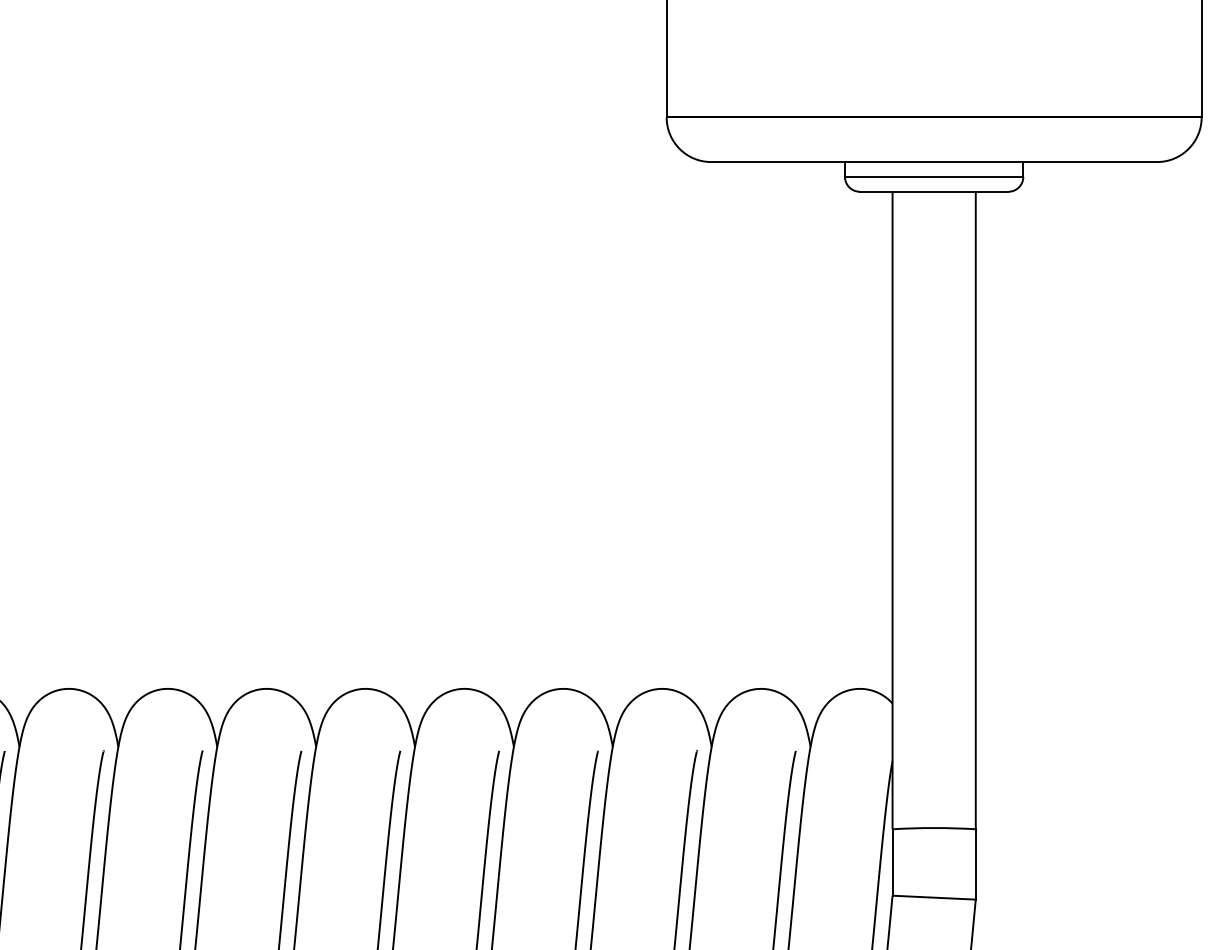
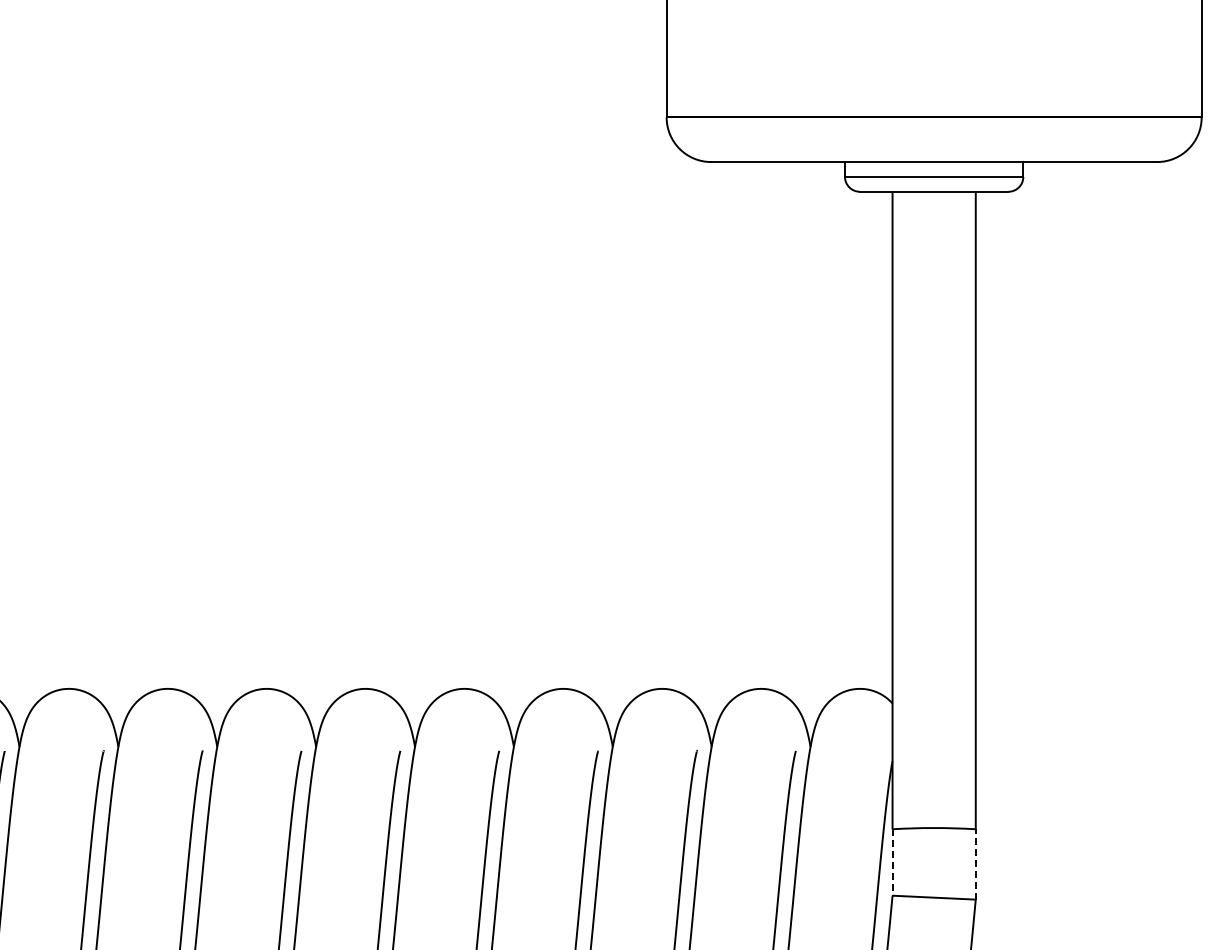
line: solid -> dashed (892, 862)
line: solid -> dashed (975, 863)
